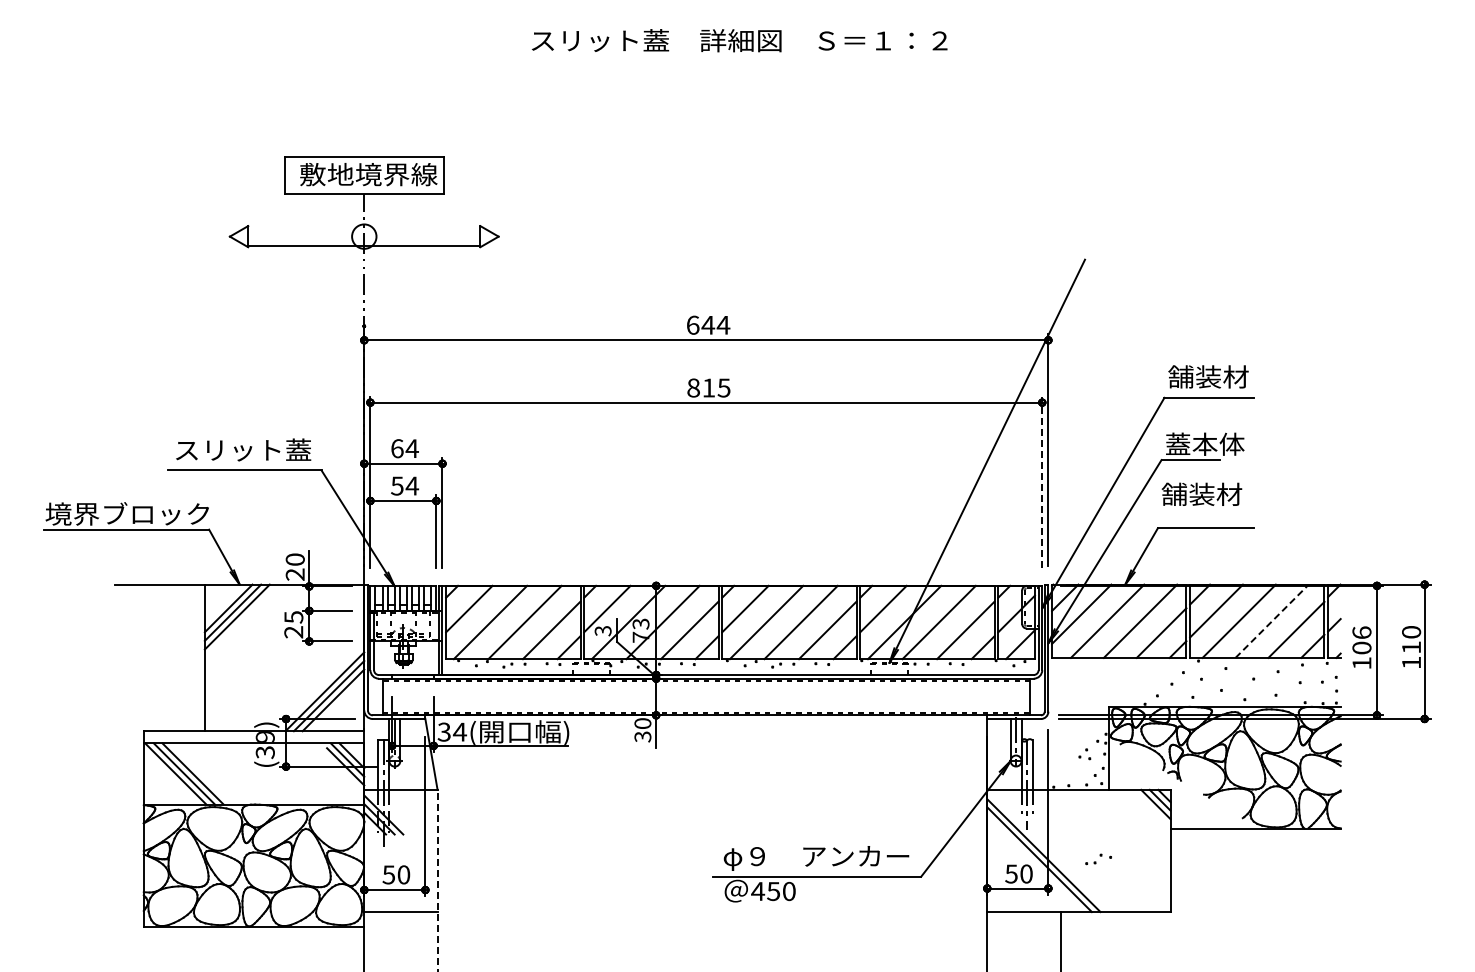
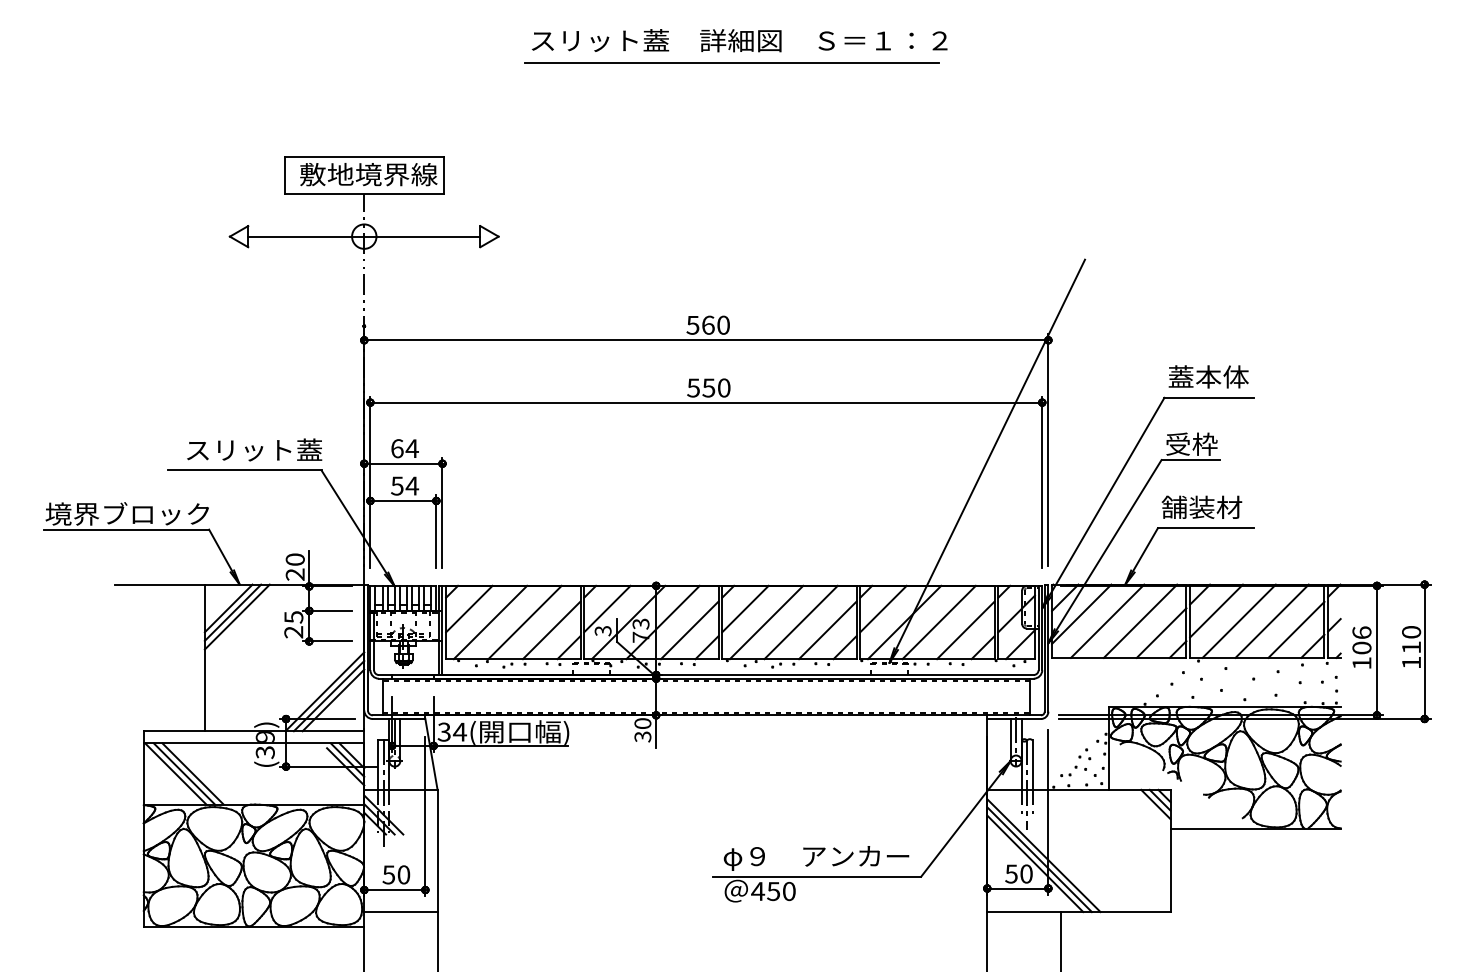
line: none -> present (731, 62)
line position: (364, 245) -> (364, 236) (364, 236)
text: 644 -> 560 (708, 324)
text: 舗装材 -> 蓋本体 (1208, 376)
text: 815 -> 550 (708, 387)
text: 蓋本体 -> 受枠 (1205, 443)
text position: (243, 449) -> (254, 449) (254, 449)
line: dashed -> solid (1042, 482)
text position: (1201, 493) -> (1201, 506) (1201, 506)
line: dashed -> solid (1272, 621)
part position: (1098, 859) -> (1073, 771) (1073, 771)
line: none -> present (1035, 863)
line: dashed -> solid (437, 880)
